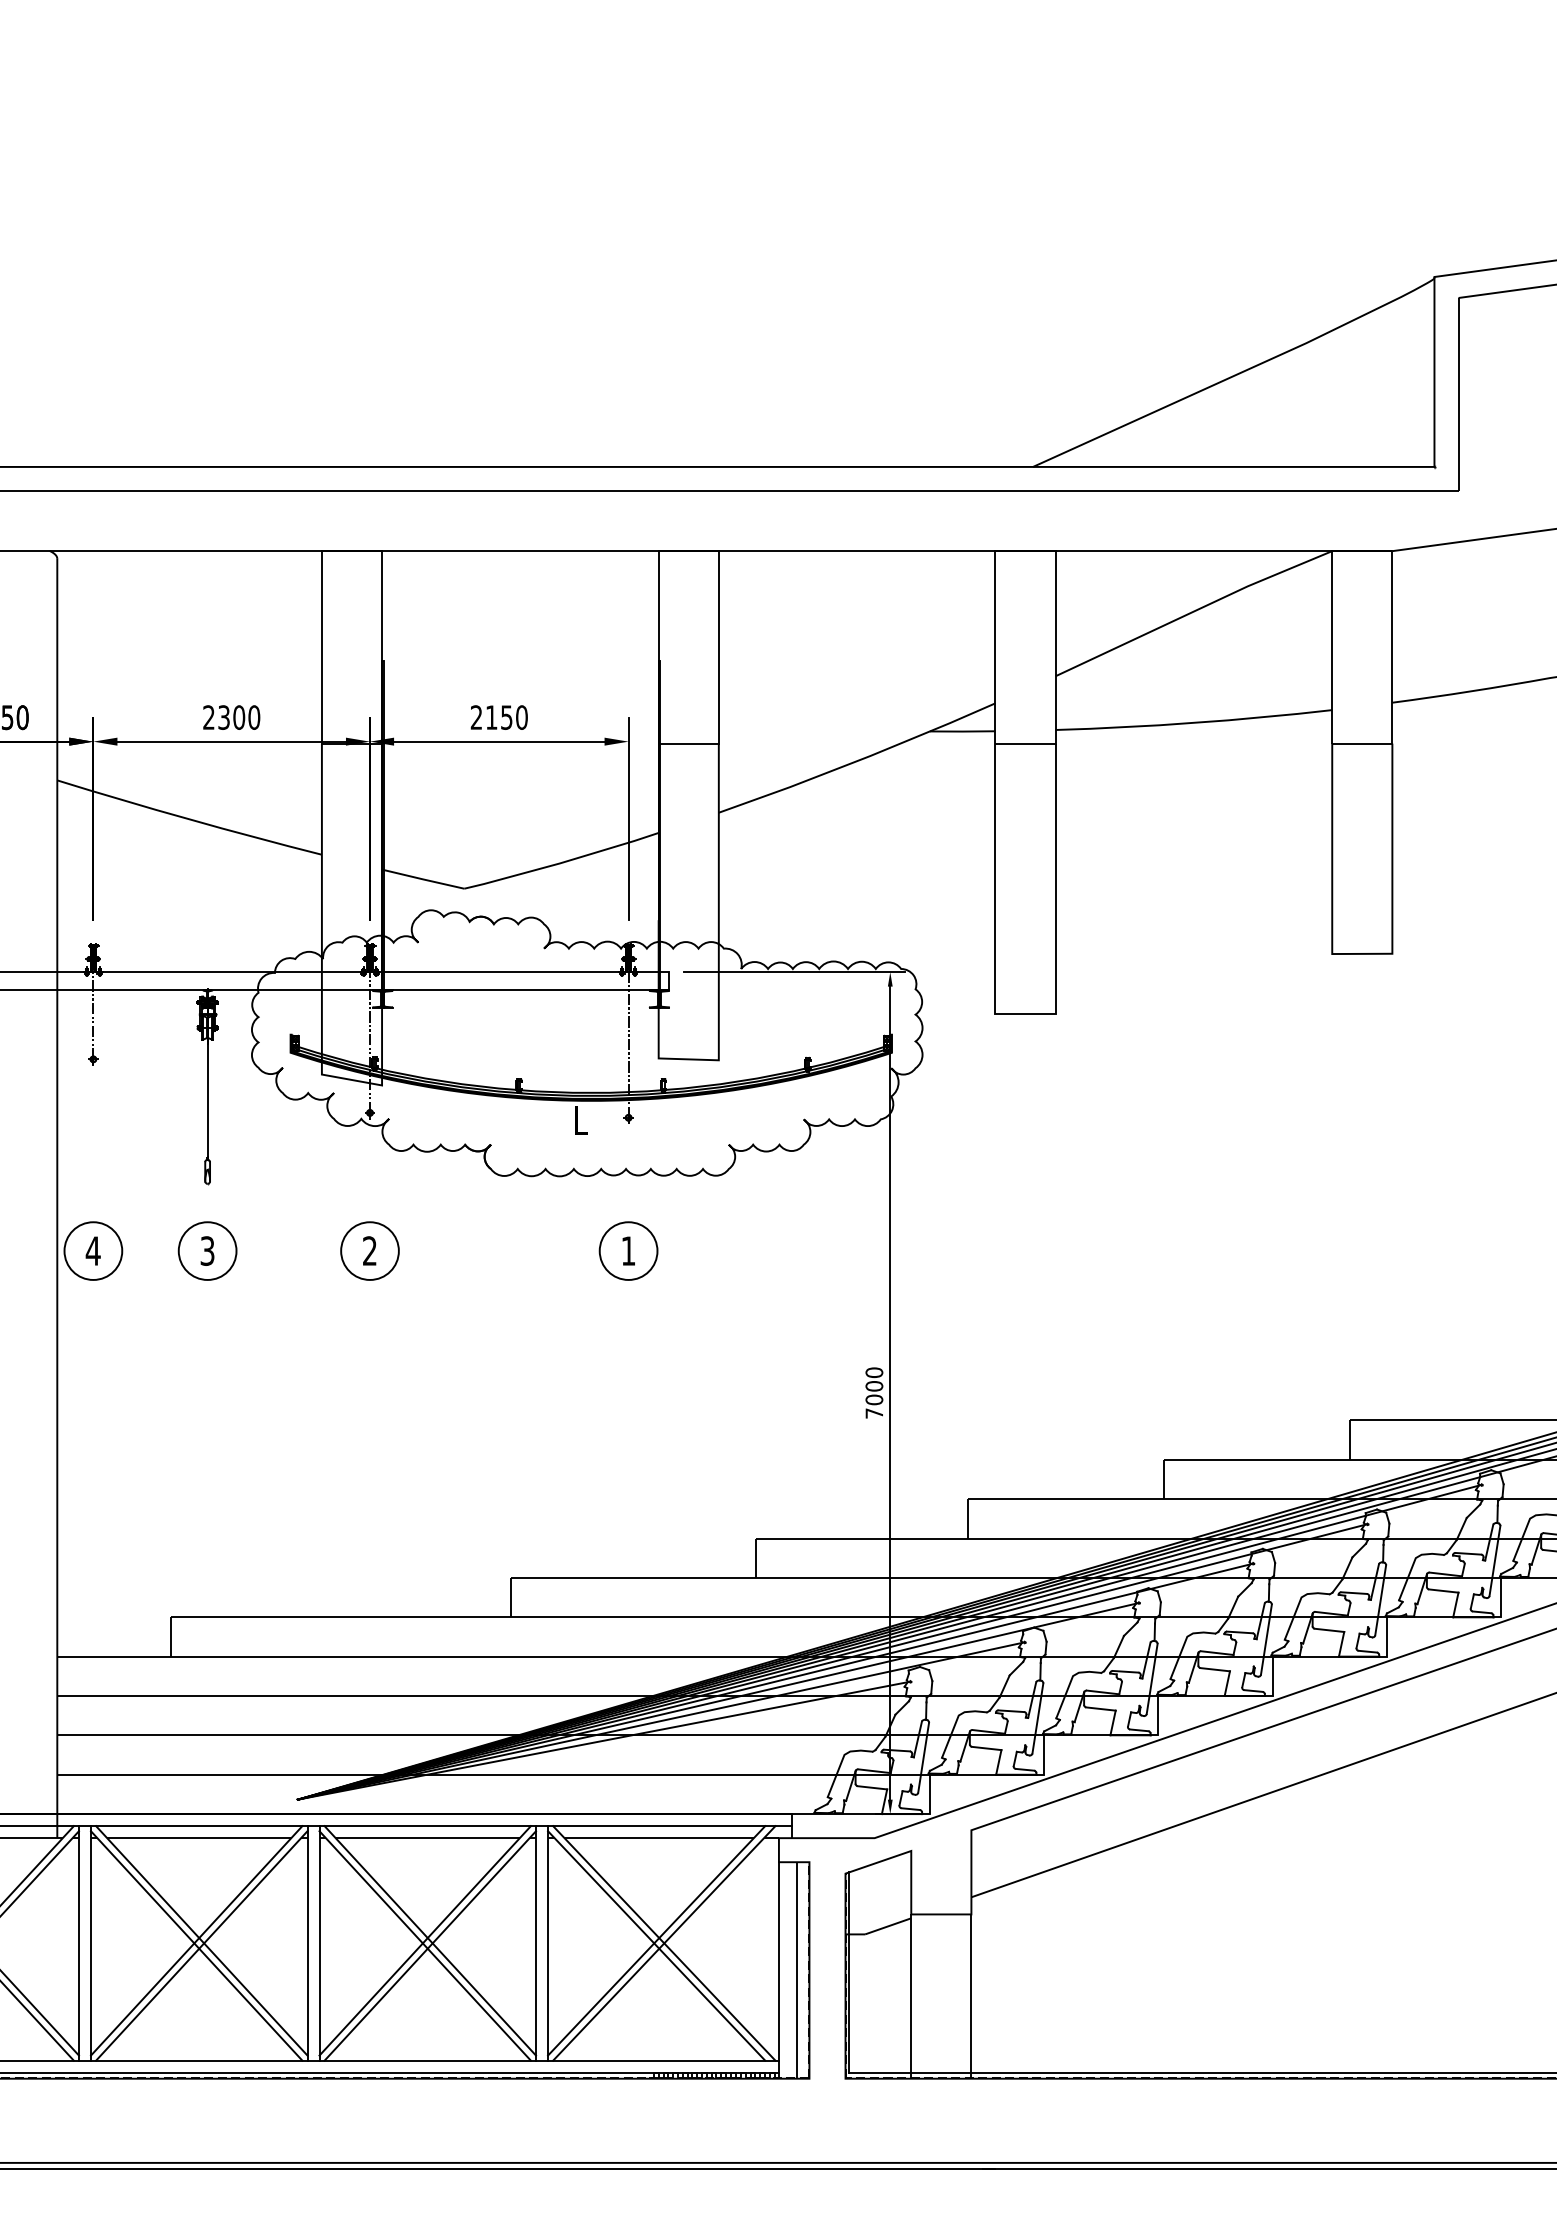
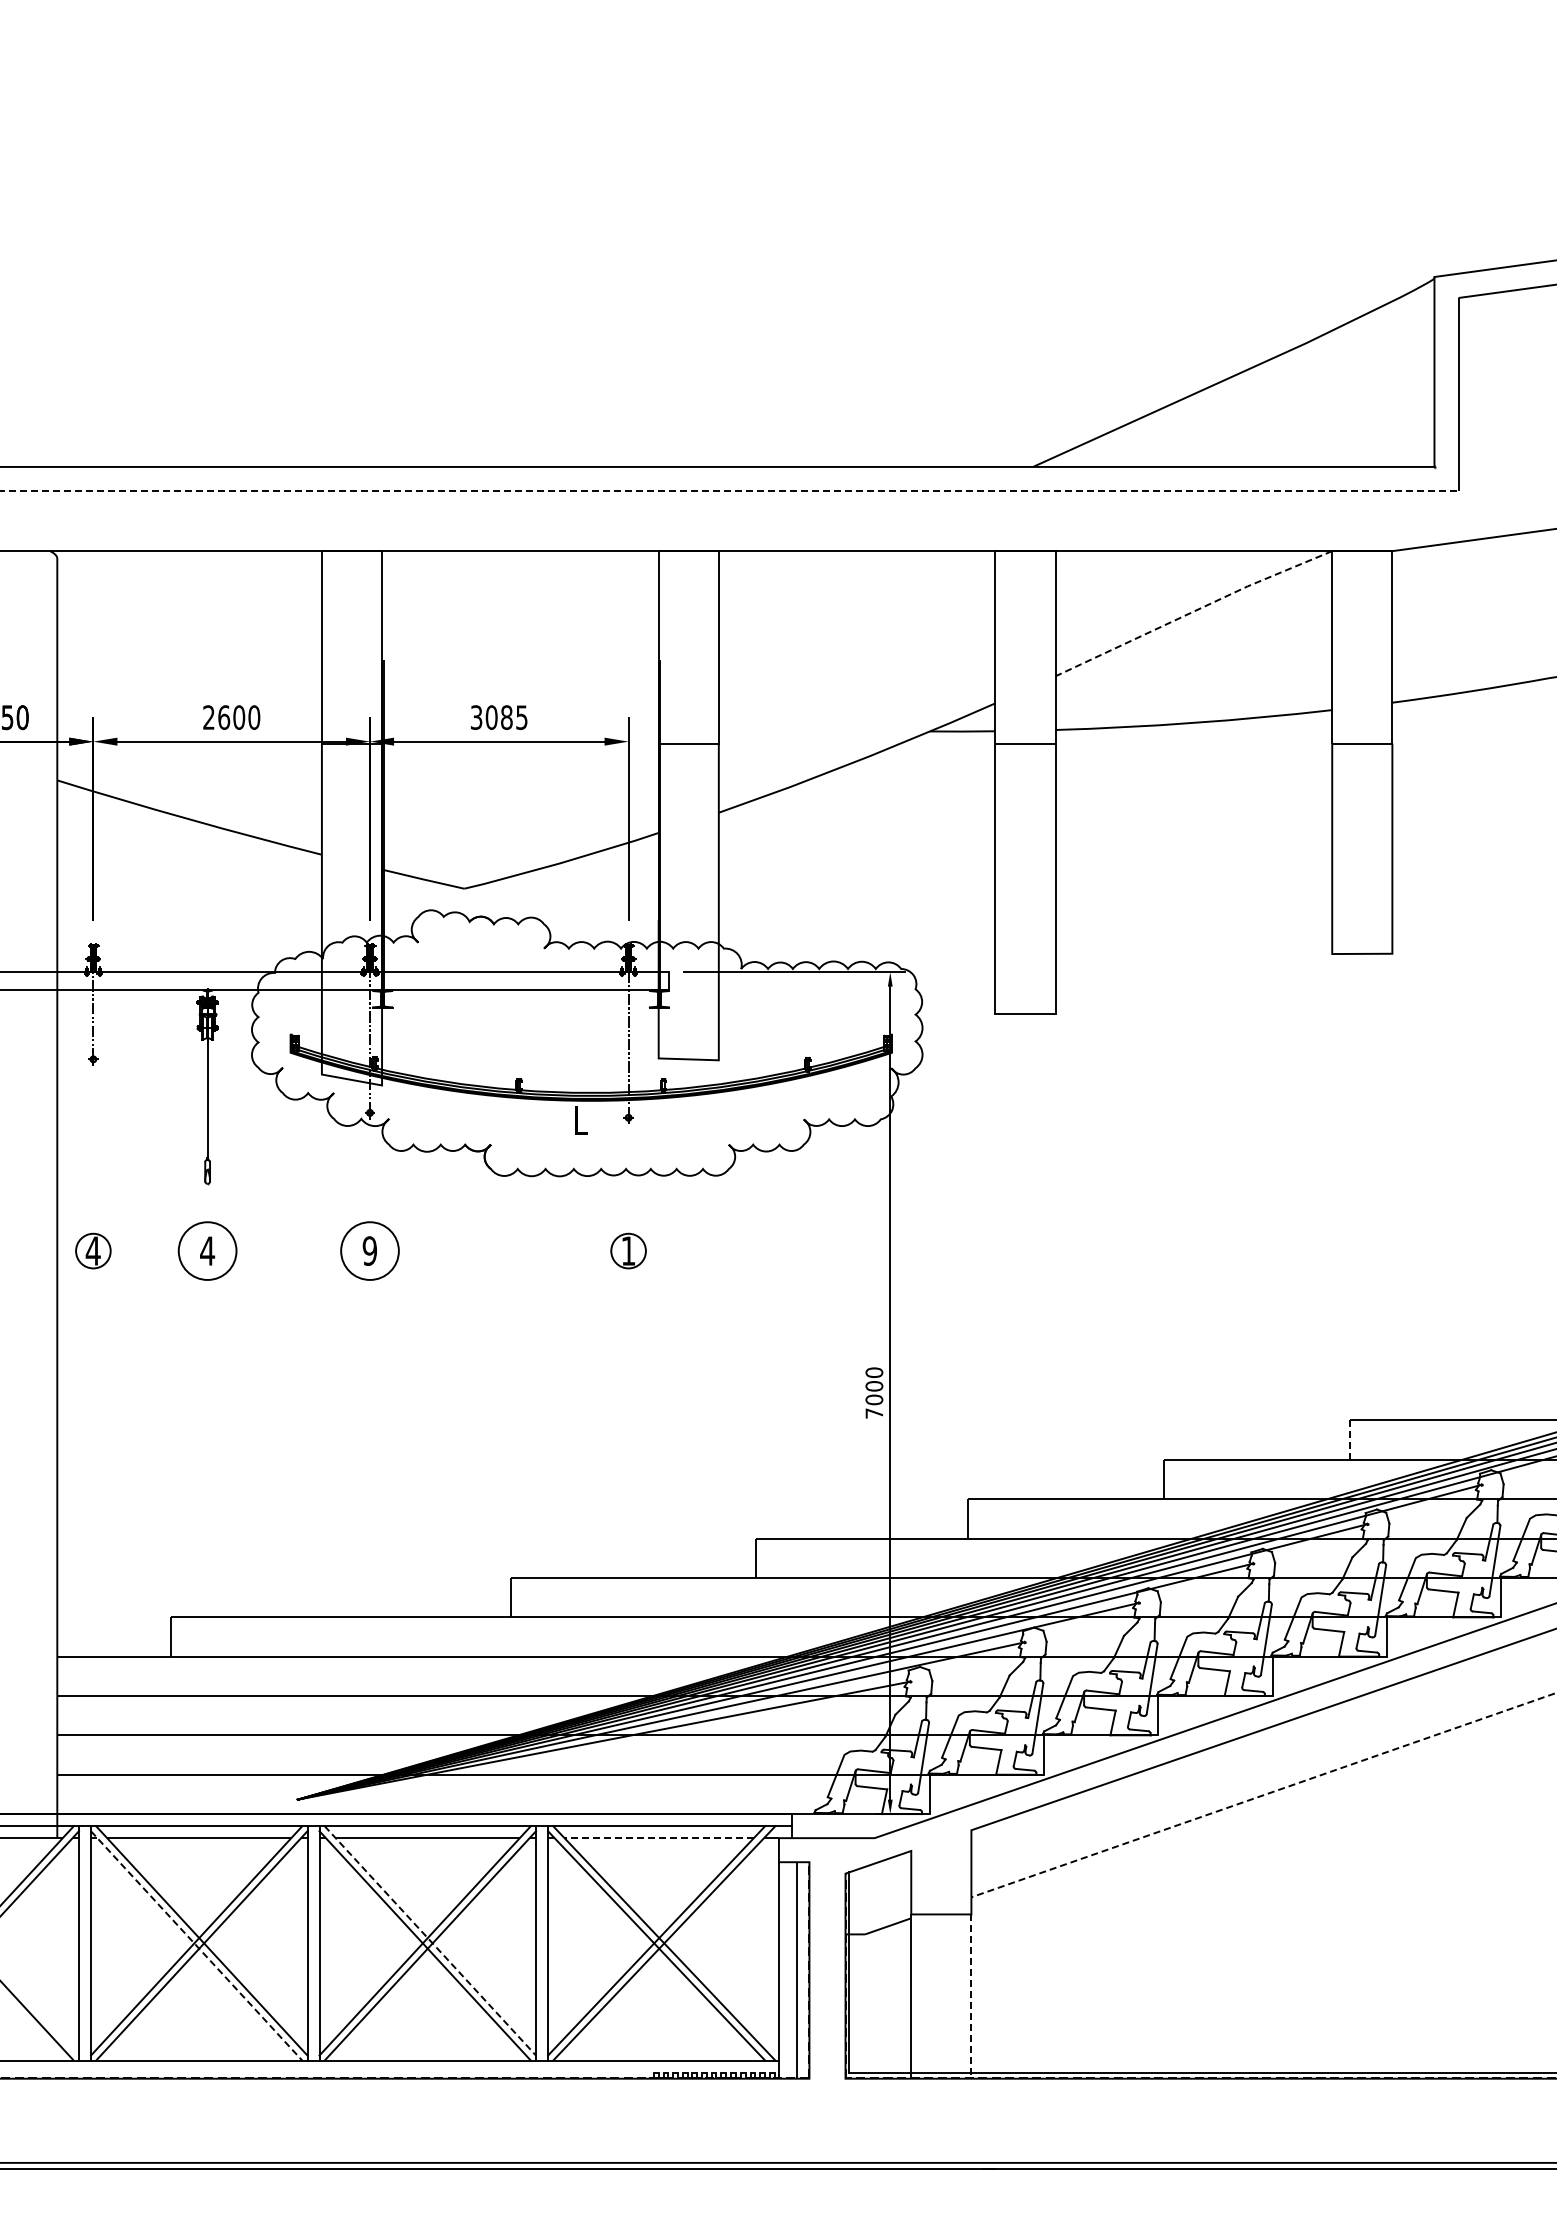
line: solid -> dashed (729, 491)
line: solid -> dashed (1193, 611)
text: 2300 -> 2600 (224, 717)
text: 2150 -> 3085 (499, 717)
circle diameter: 58 px -> 35 px (93, 1250)
text: 3 -> 4 (207, 1250)
text: 2 -> 9 (369, 1250)
circle diameter: 58 px -> 35 px (628, 1250)
line: solid -> dashed (1349, 1440)
line: solid -> dashed (1264, 1795)
line: solid -> dashed (659, 1838)
line: solid -> dashed (430, 1940)
line: solid -> dashed (196, 1945)
line: solid -> dashed (971, 1997)
line: present -> none (40, 2013)
line: present -> none (390, 2072)
